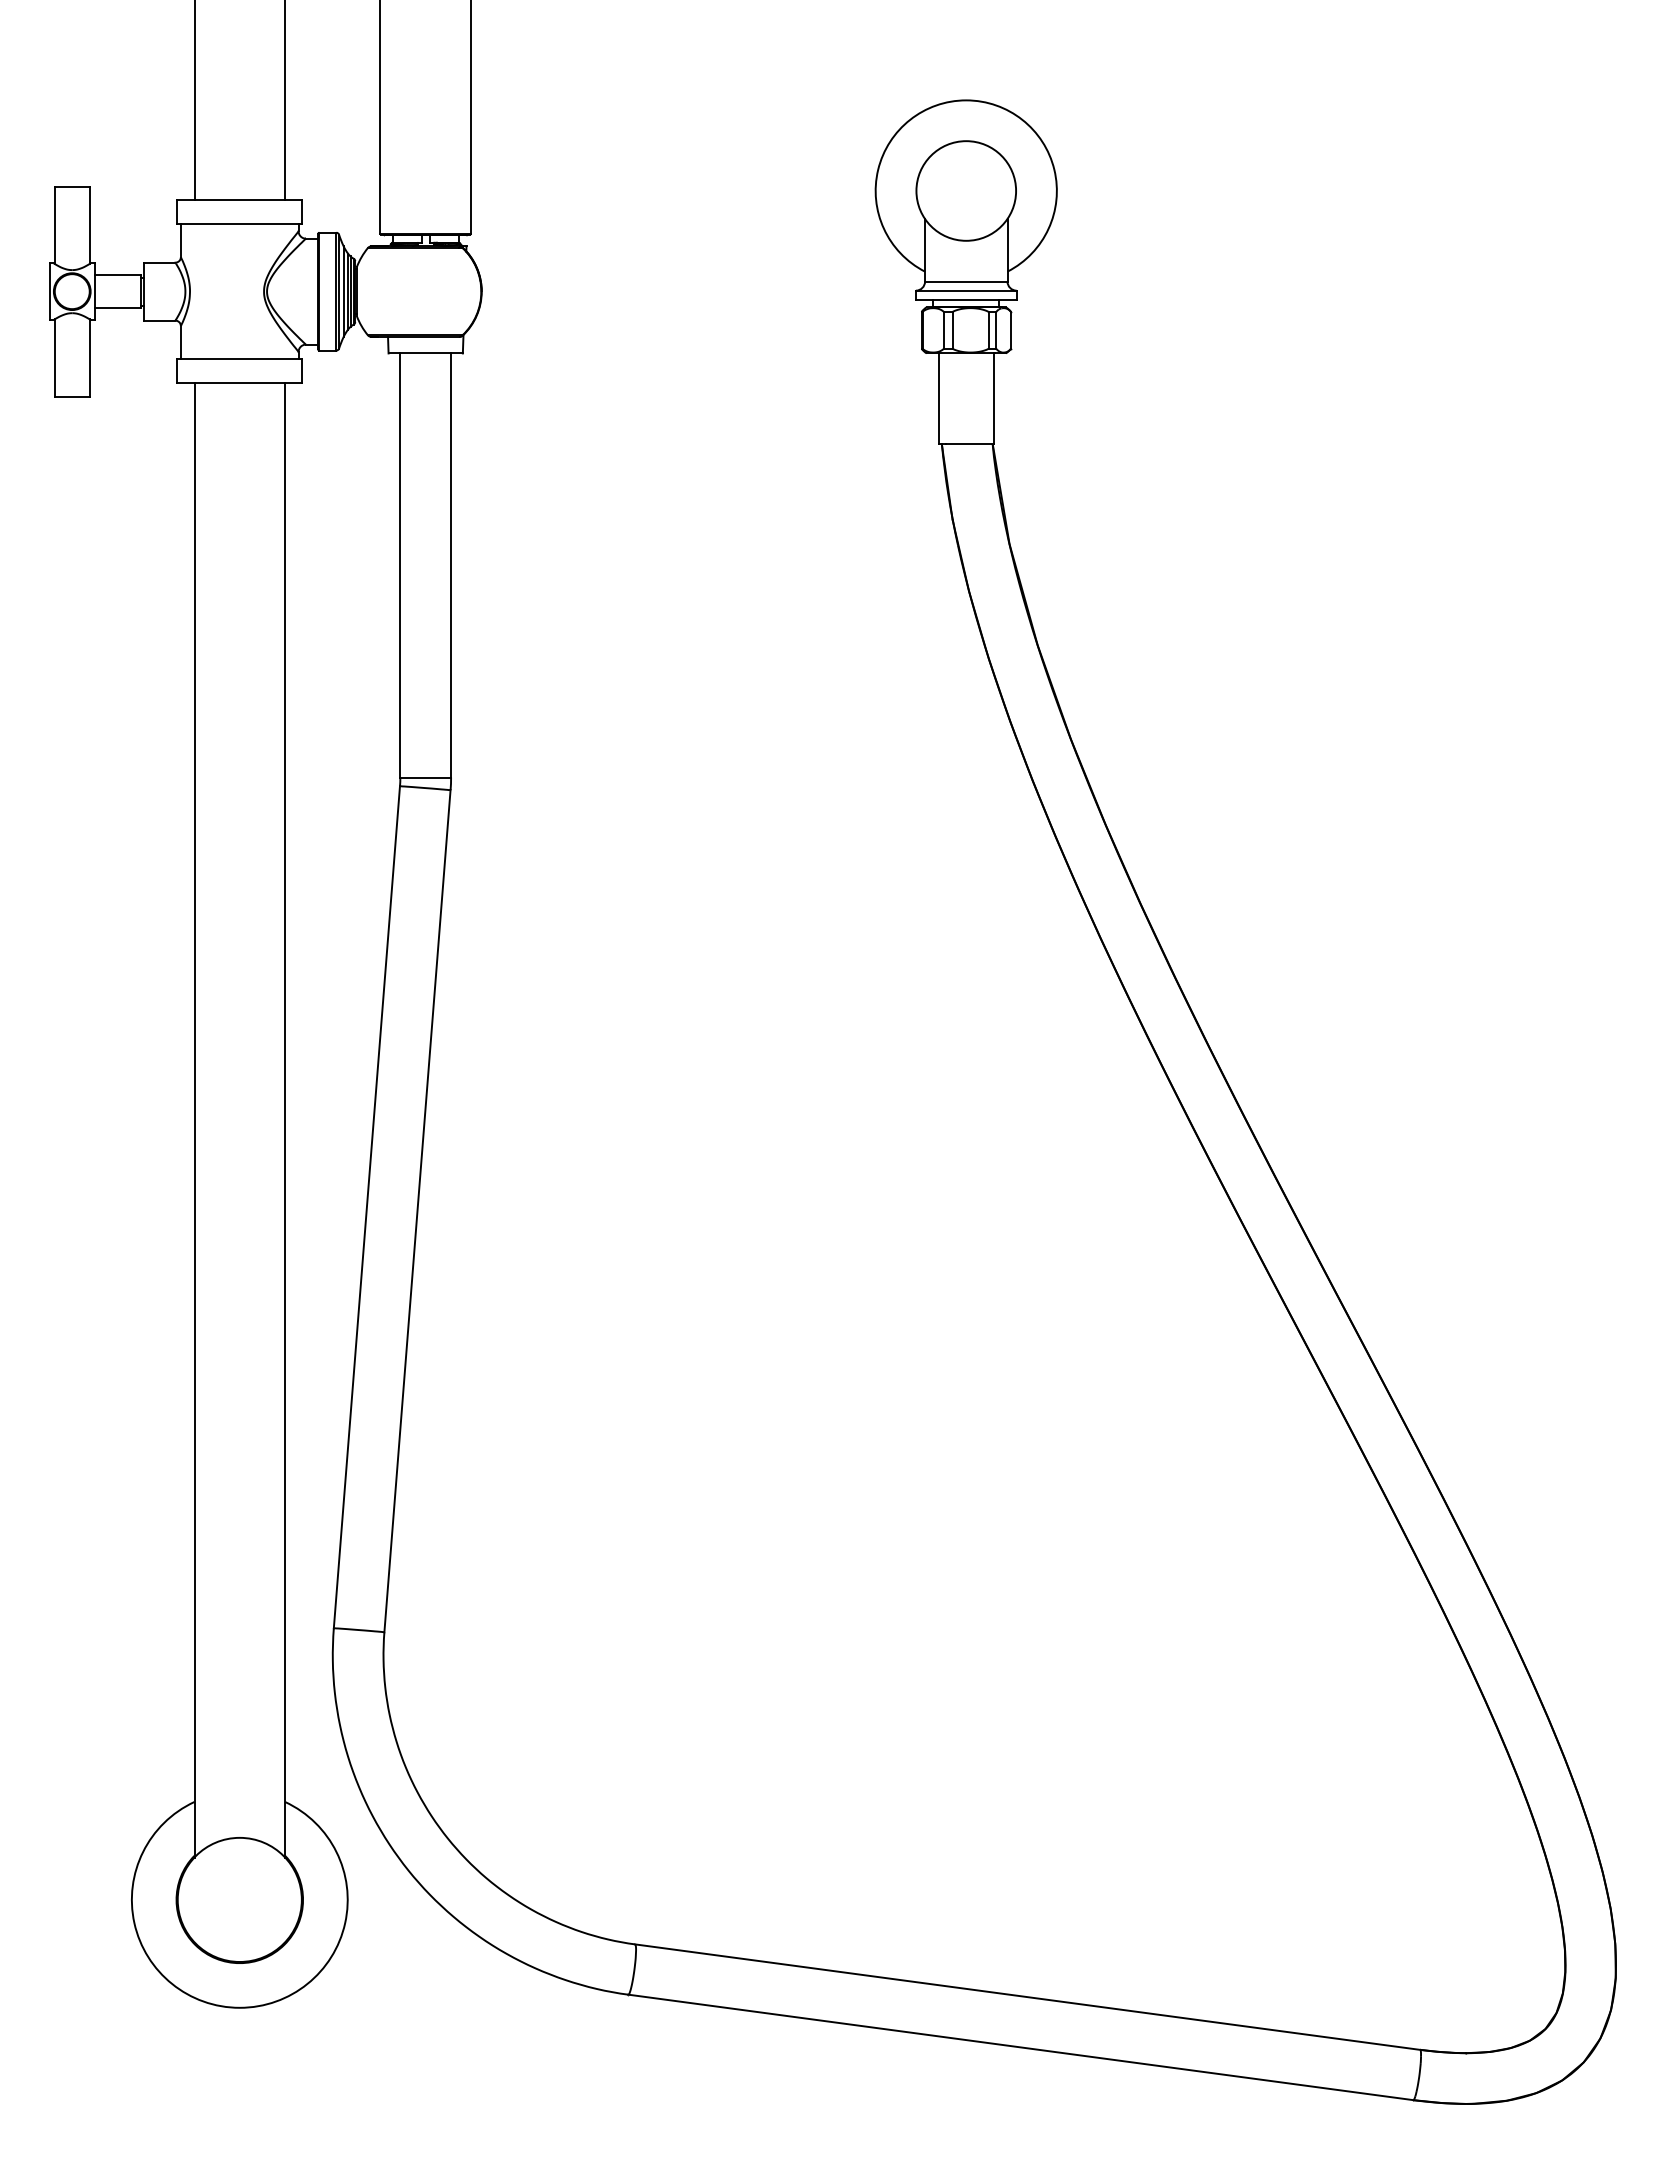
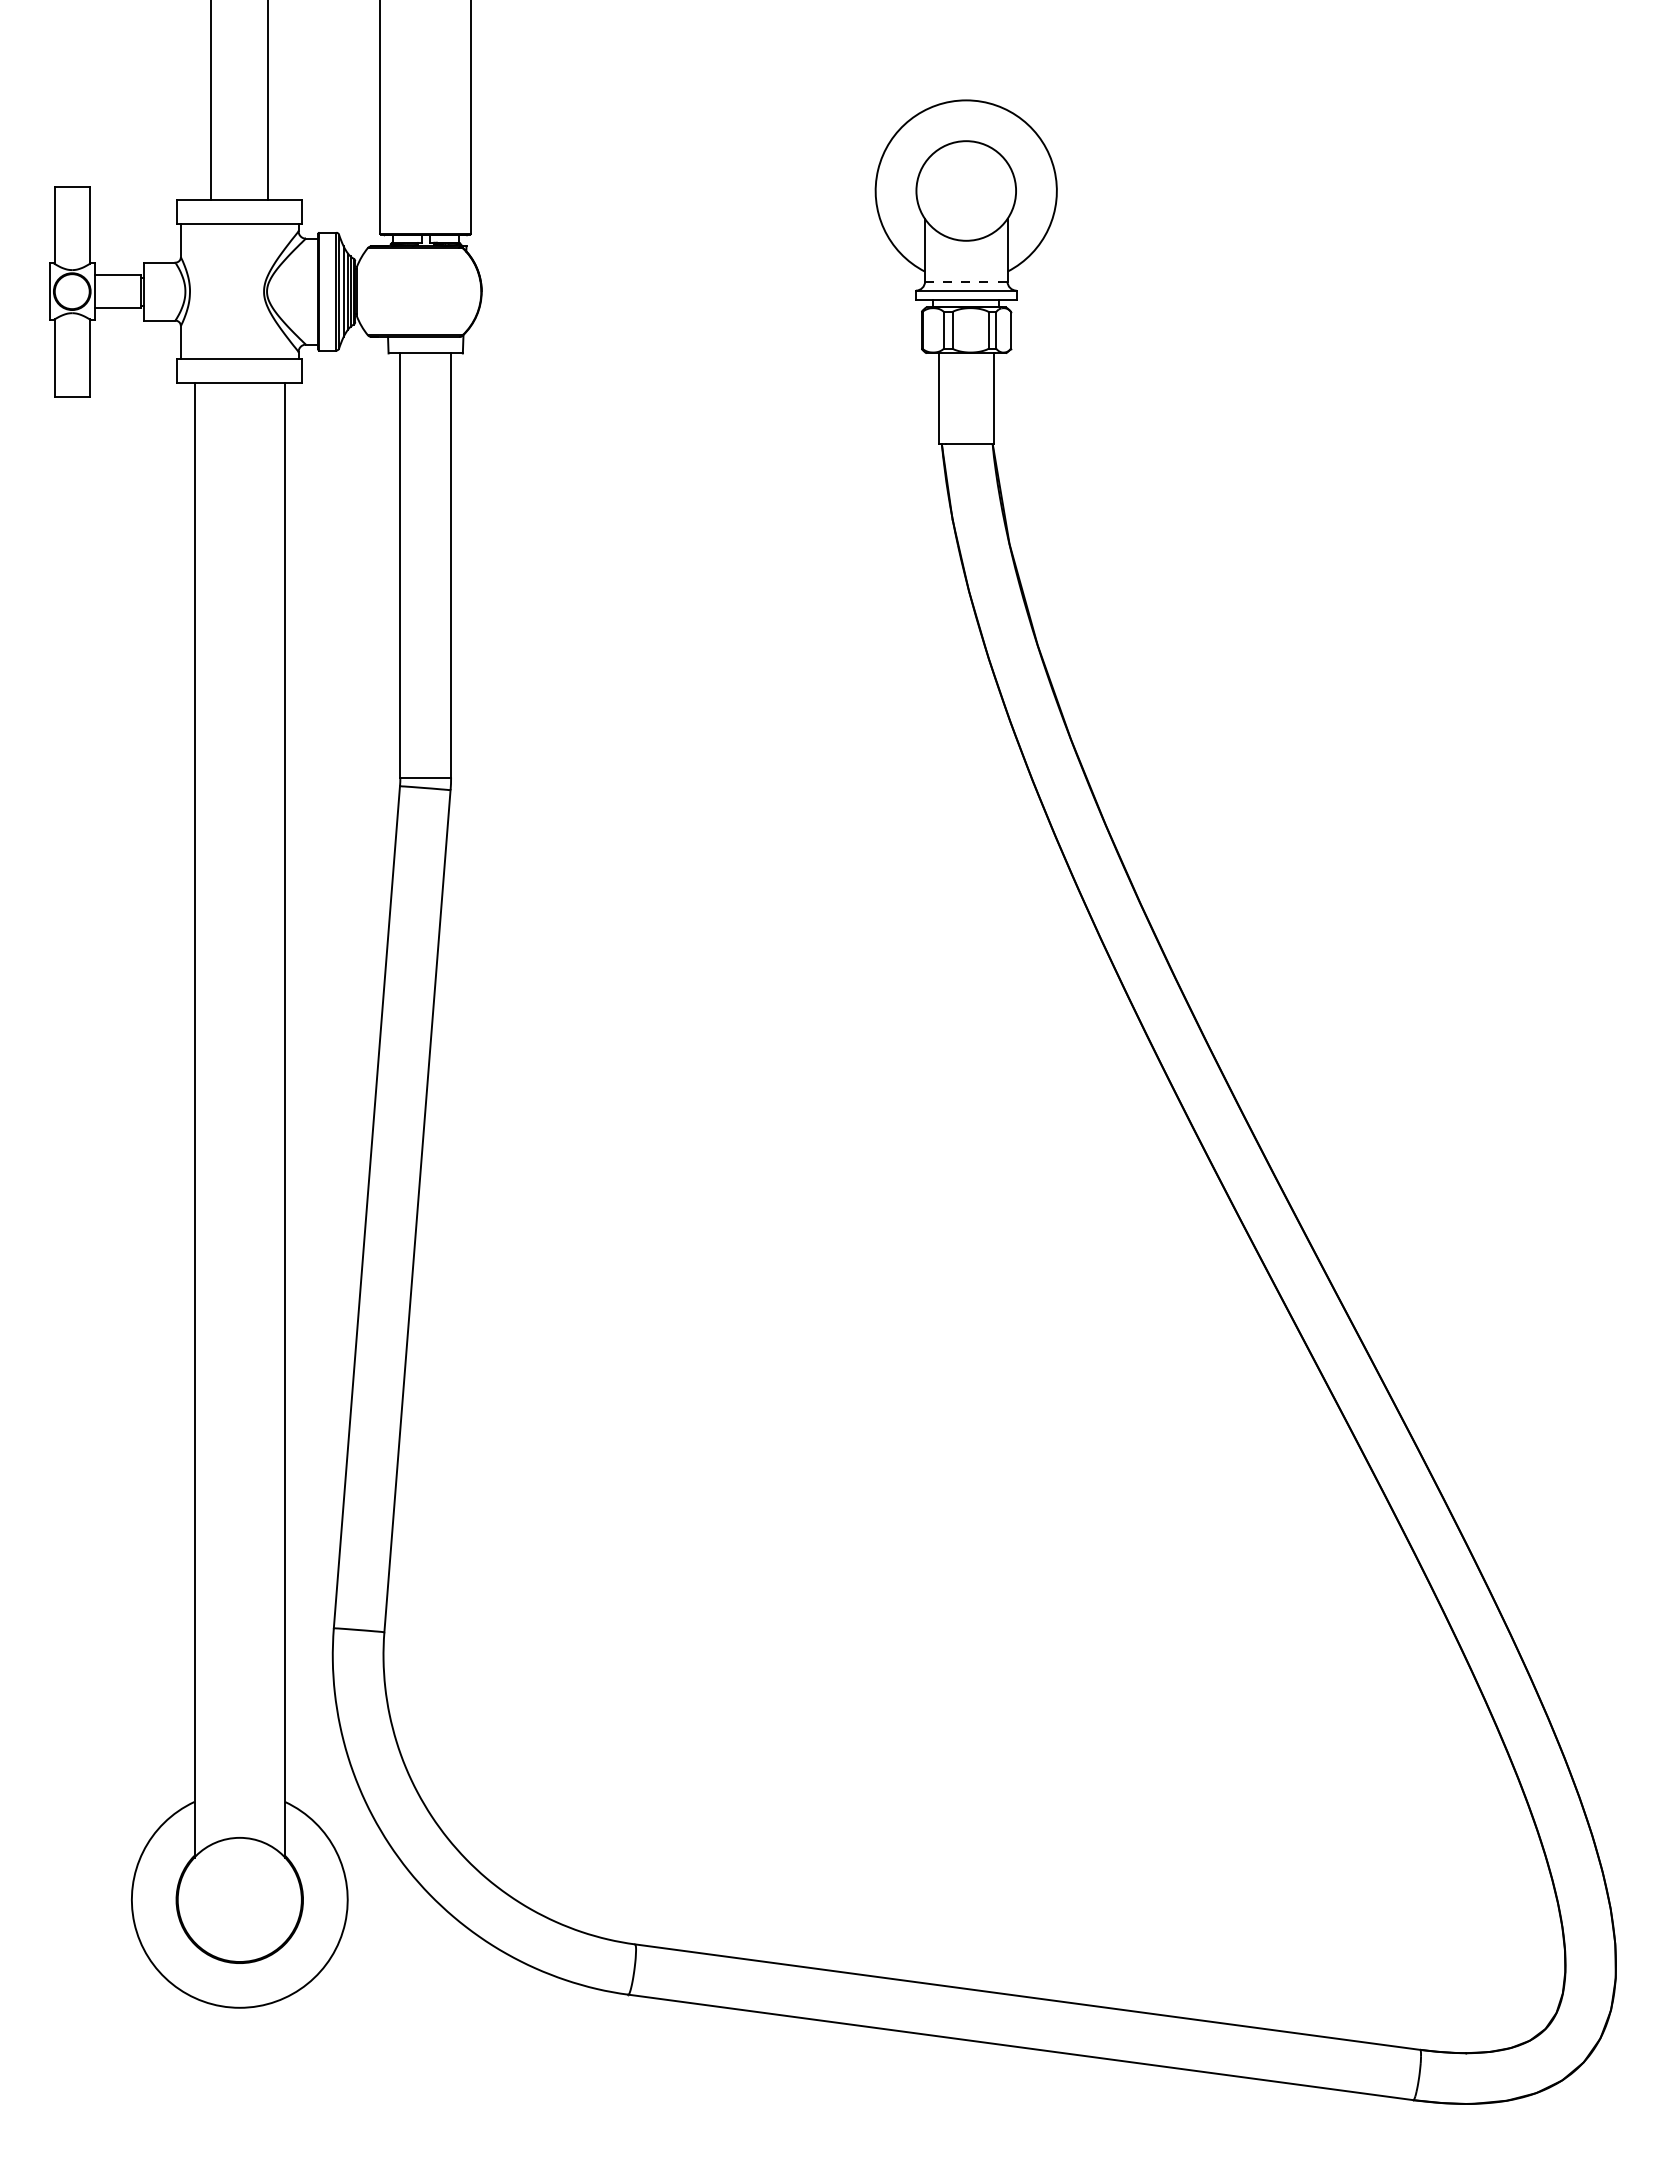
line position: (194, 101) -> (210, 101) (210, 101)
line position: (285, 101) -> (268, 101) (268, 101)
line: solid -> dashed (966, 281)
